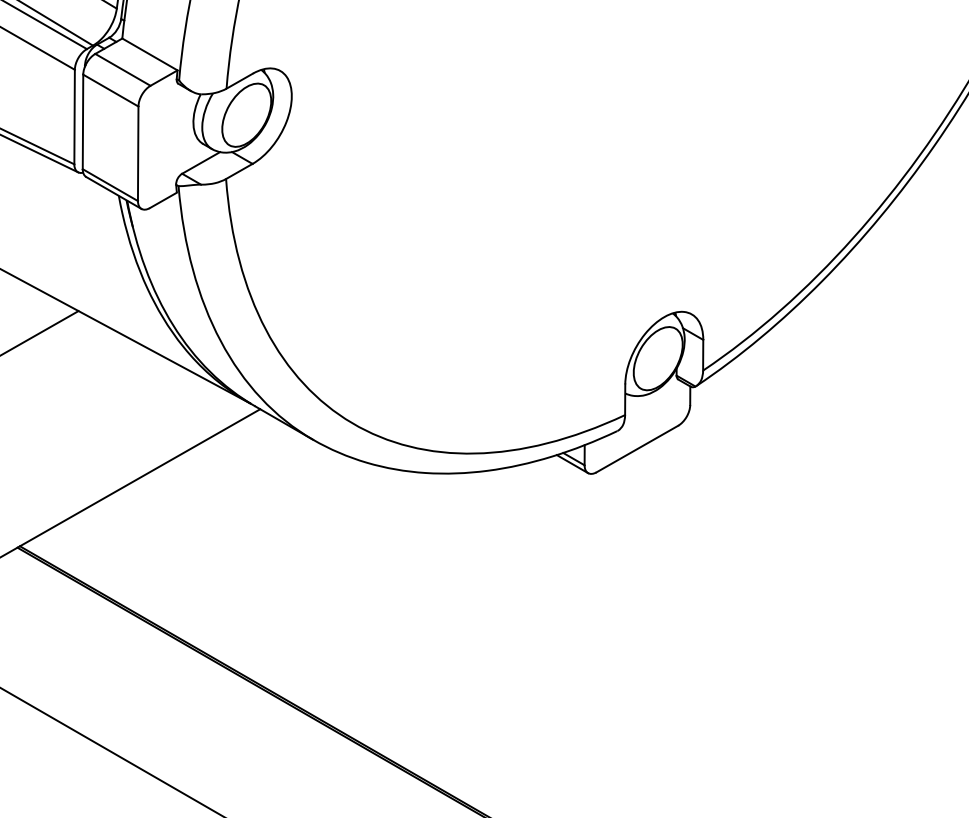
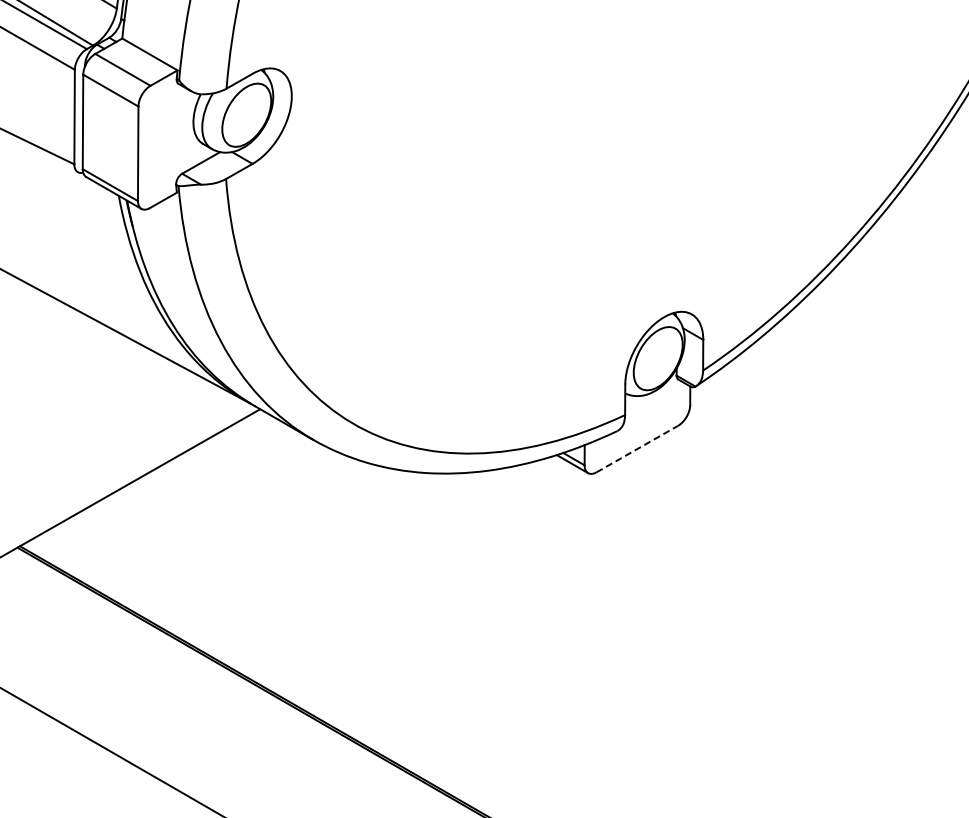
line: present -> none (40, 153)
line: present -> none (40, 332)
line: solid -> dashed (637, 449)
